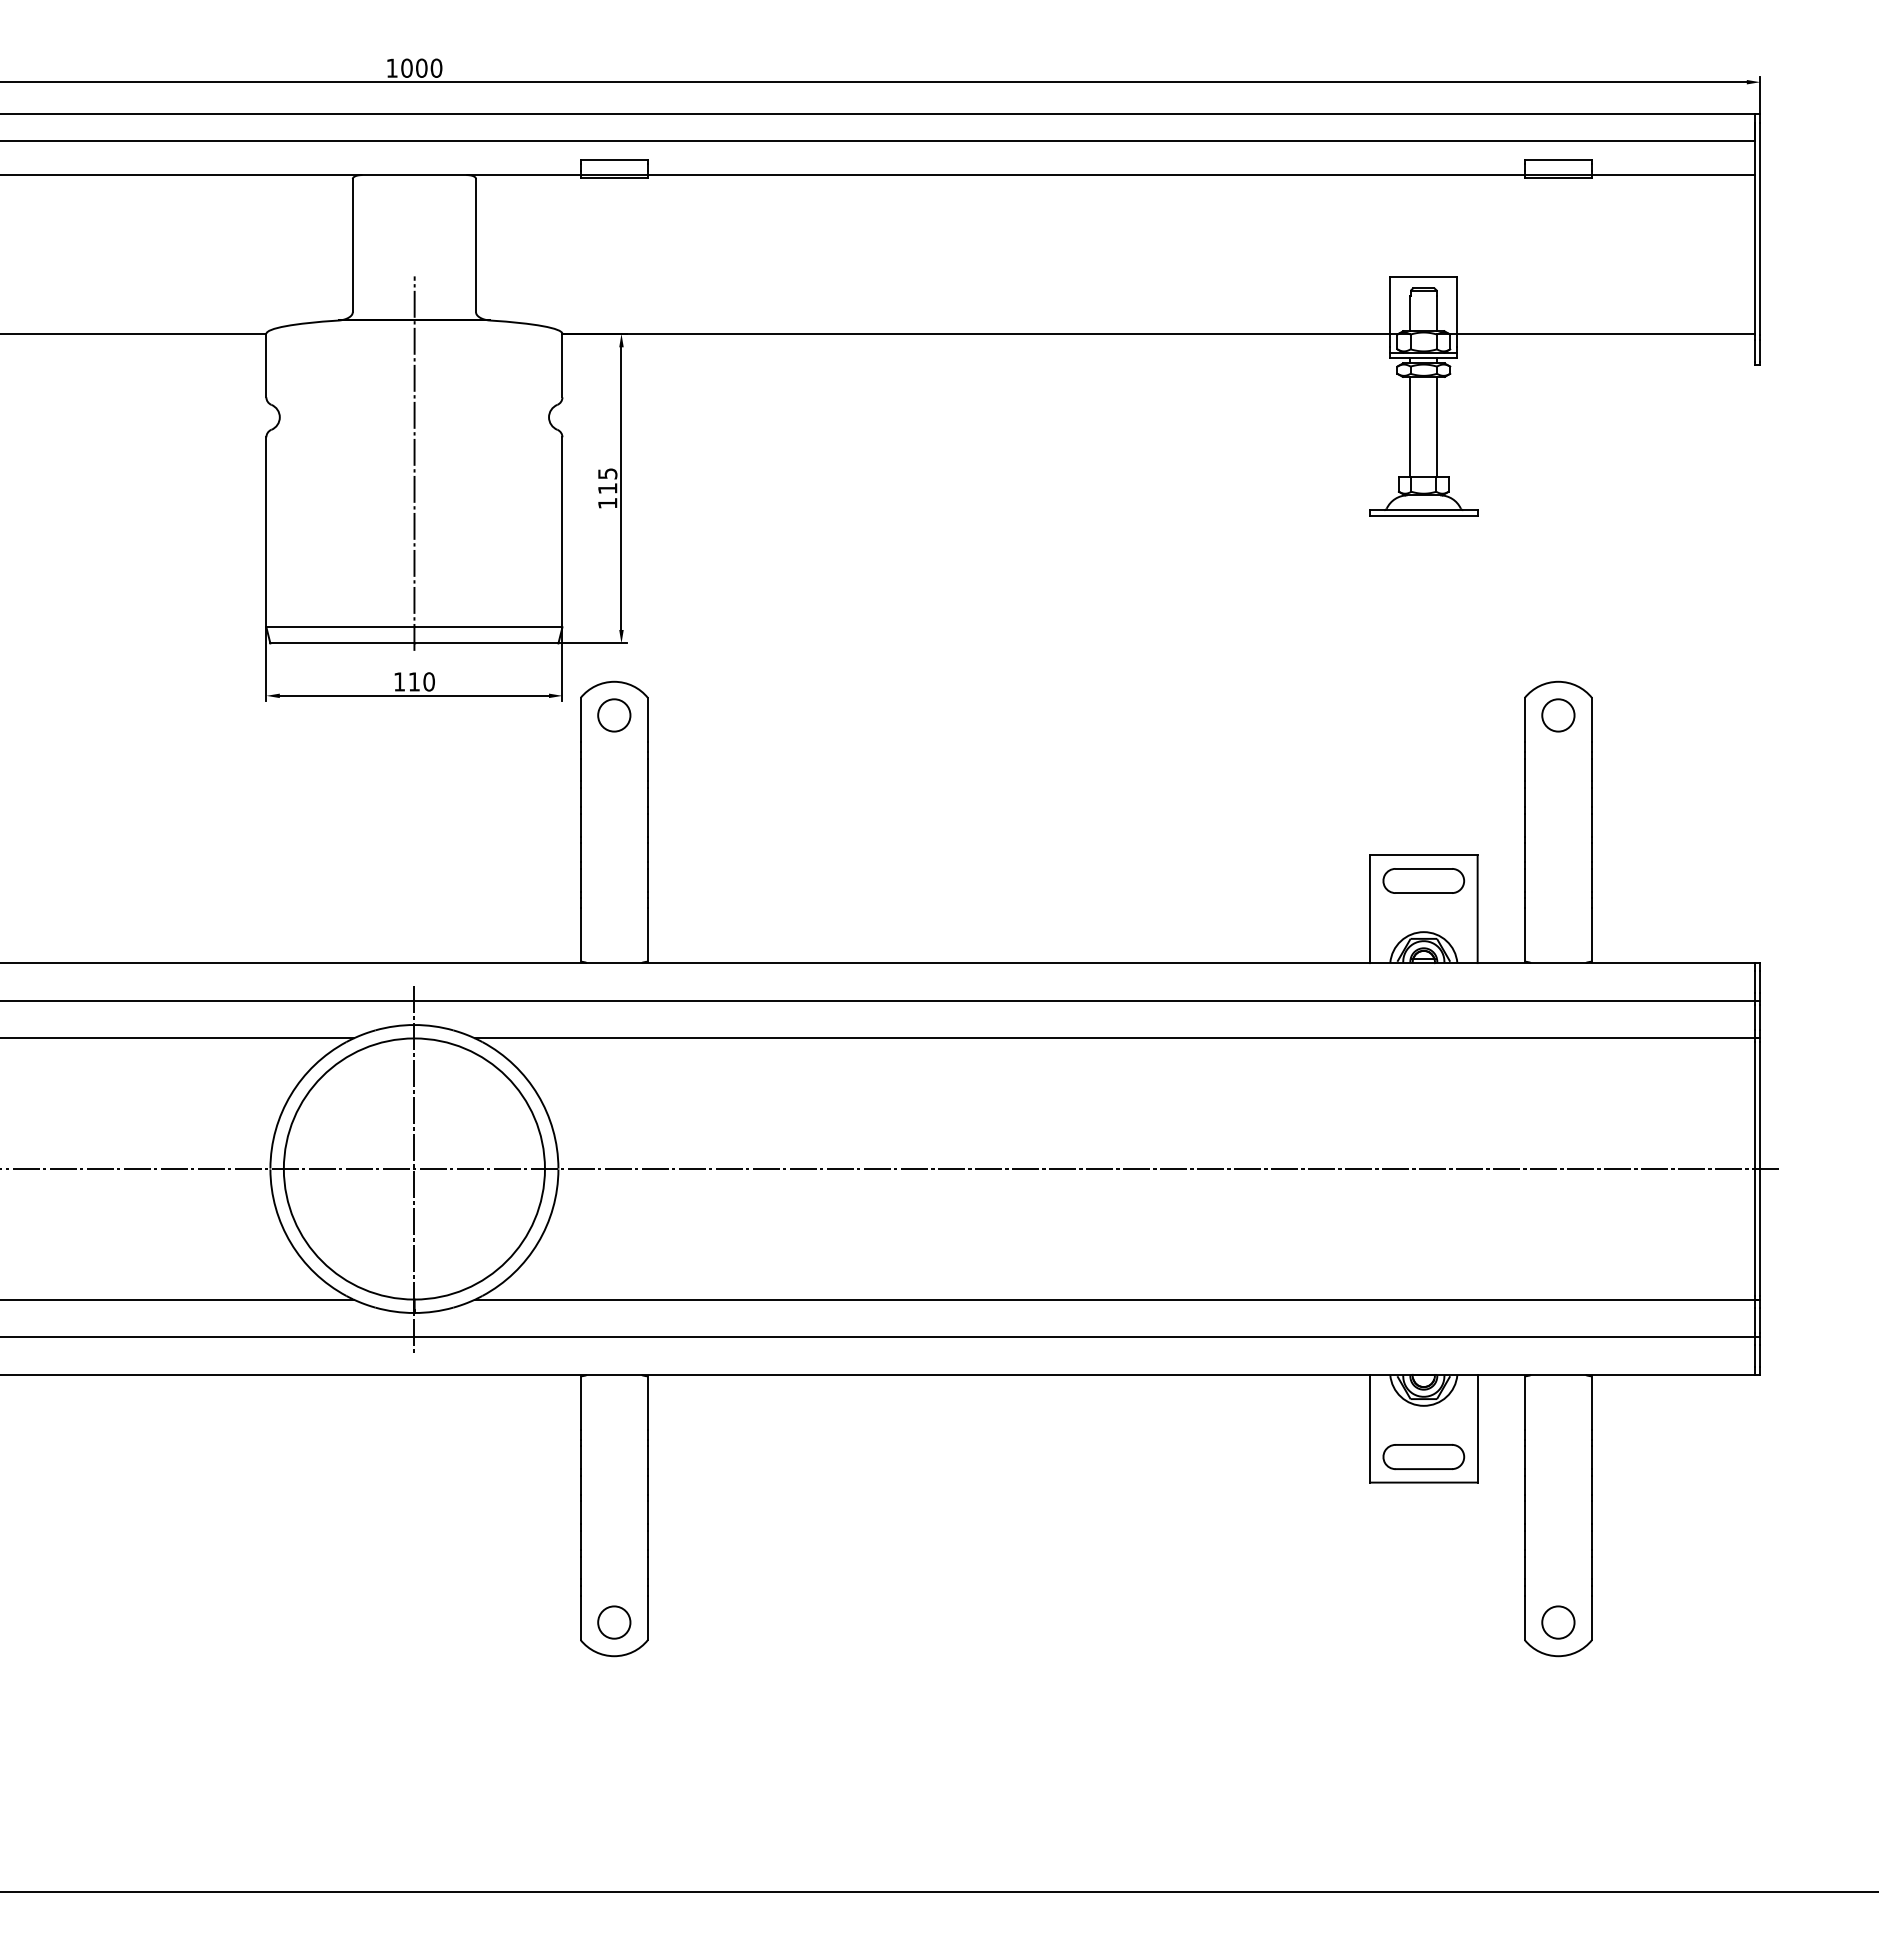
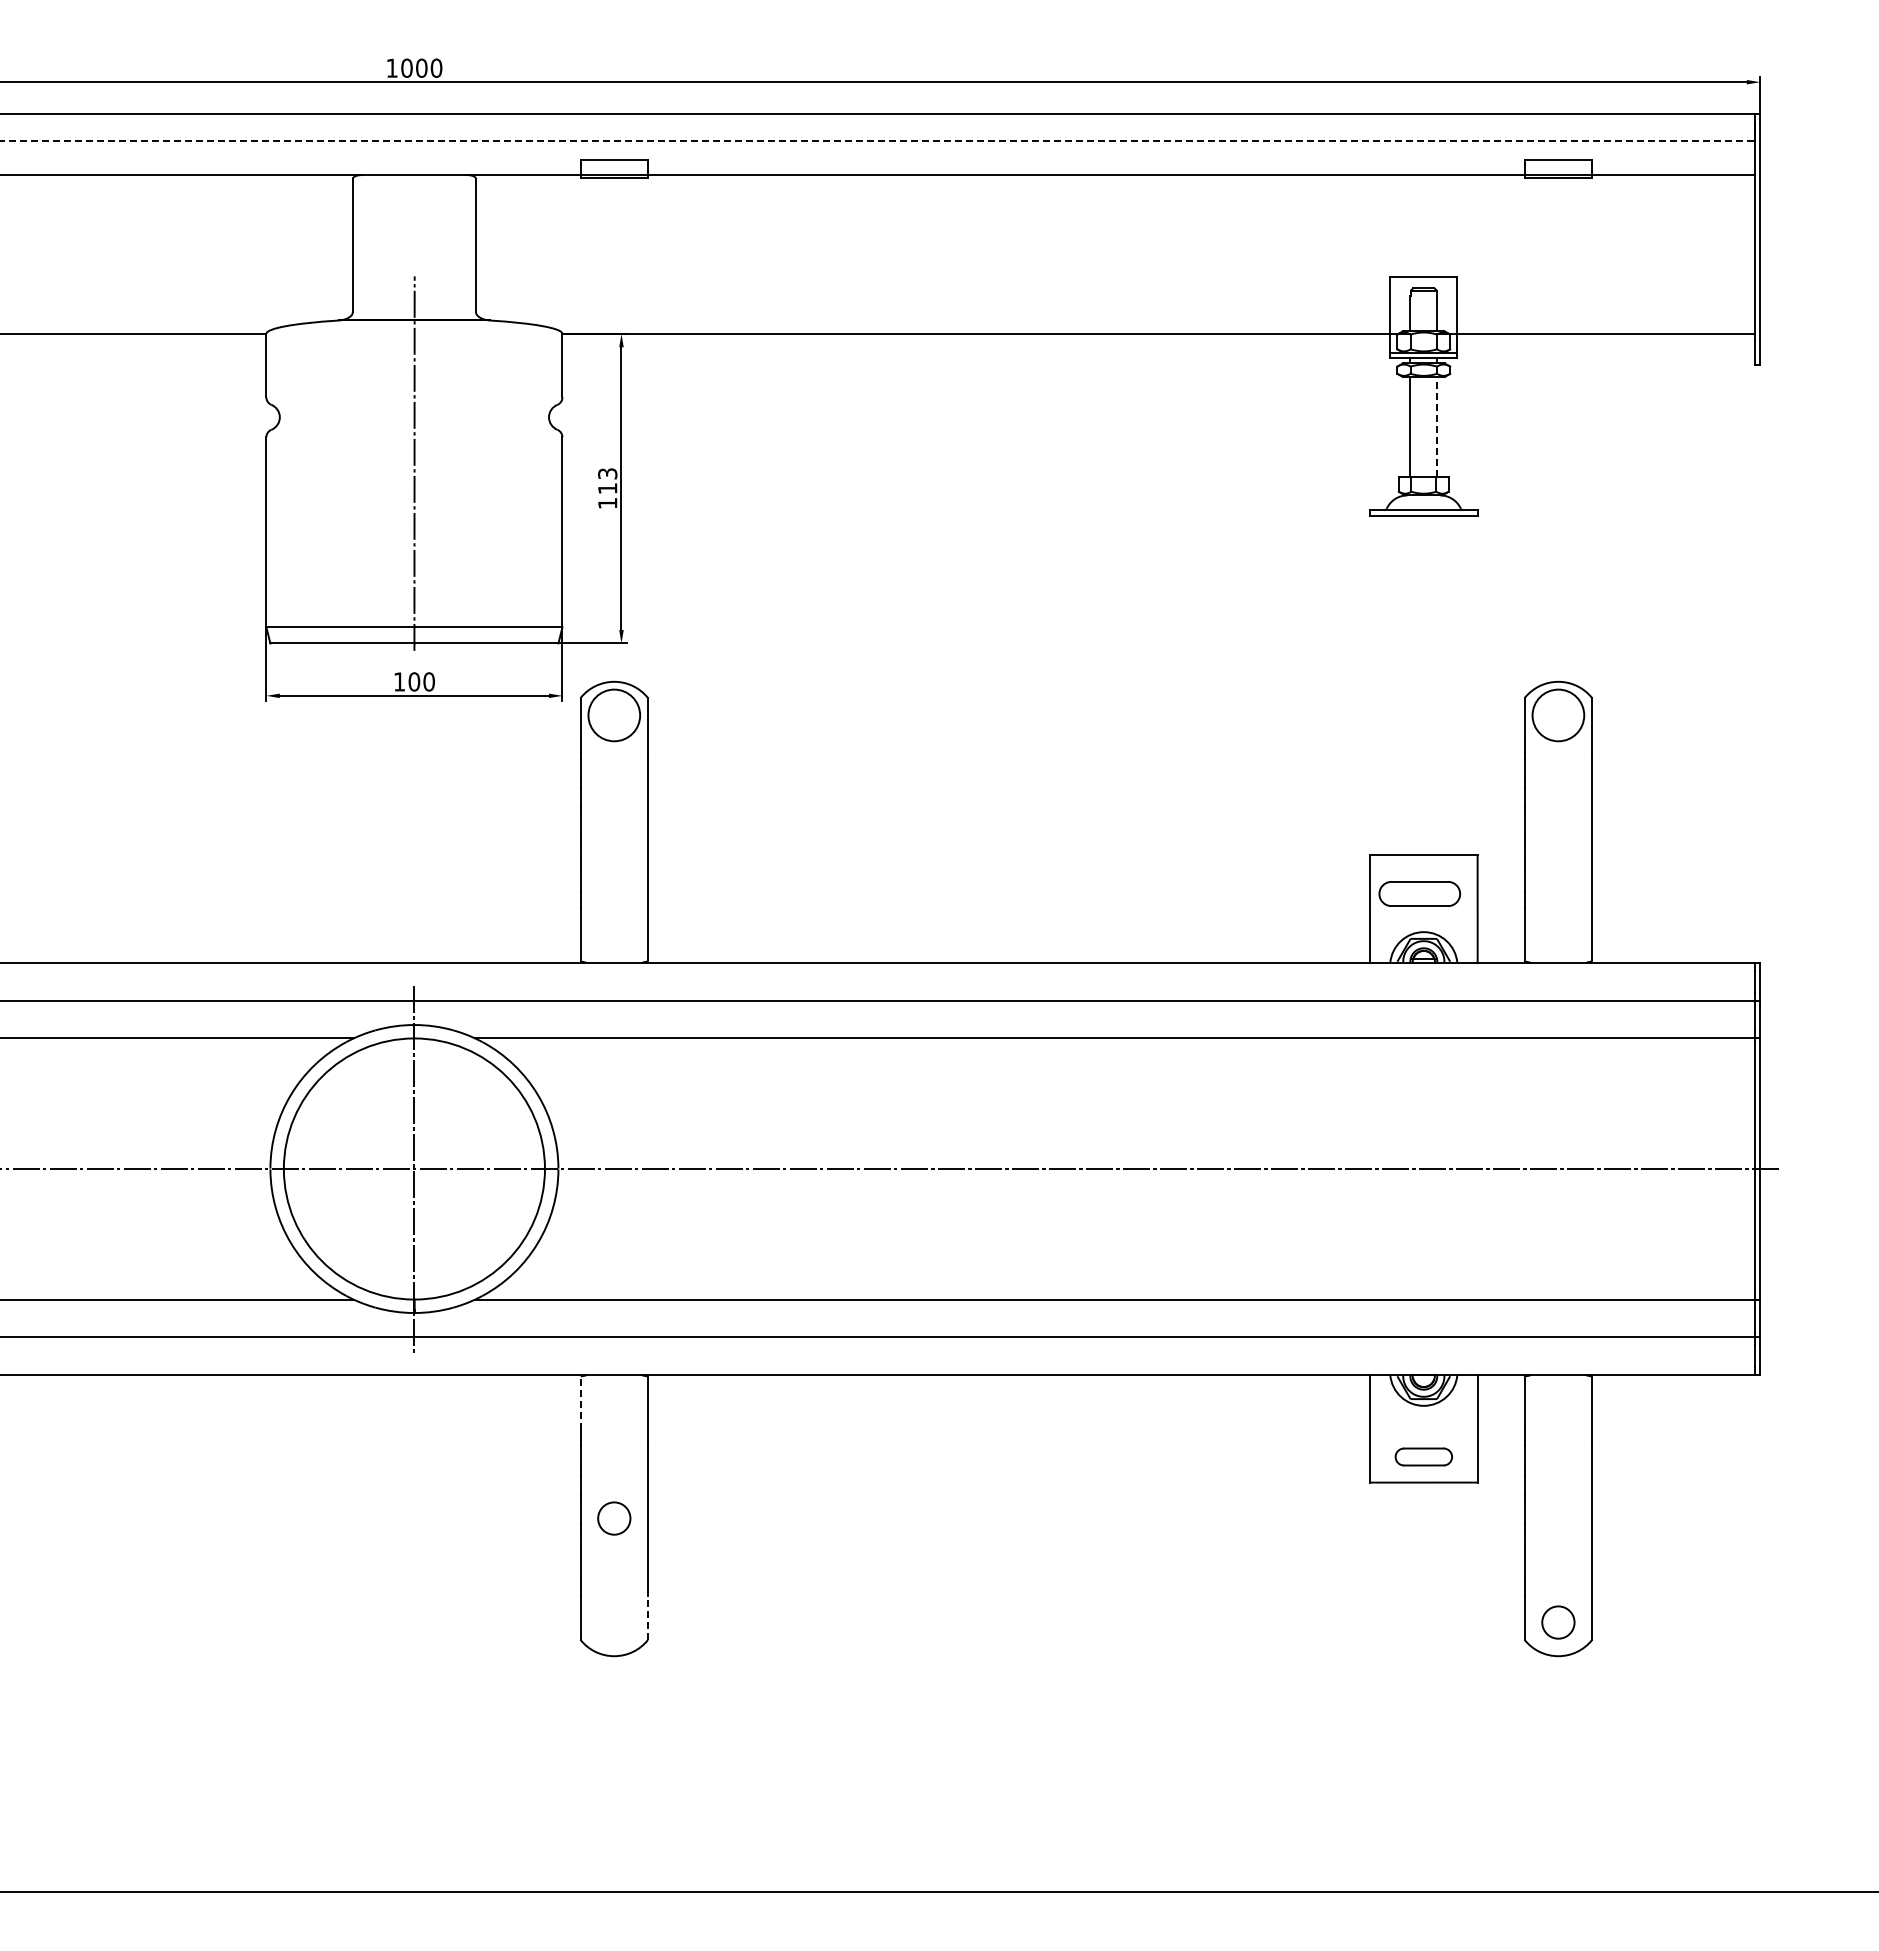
line: solid -> dashed (877, 141)
line: solid -> dashed (1437, 426)
text: 115 -> 113 (607, 473)
text: 110 -> 100 (414, 681)
circle diameter: 32 px -> 52 px (614, 715)
circle diameter: 32 px -> 52 px (1558, 715)
part position: (1423, 880) -> (1419, 893) (1419, 893)
line: solid -> dashed (580, 1403)
part size: 84x28 px -> 59x20 px (1423, 1456)
line: solid -> dashed (647, 1617)
circle position: (614, 1622) -> (614, 1518) (614, 1518)
